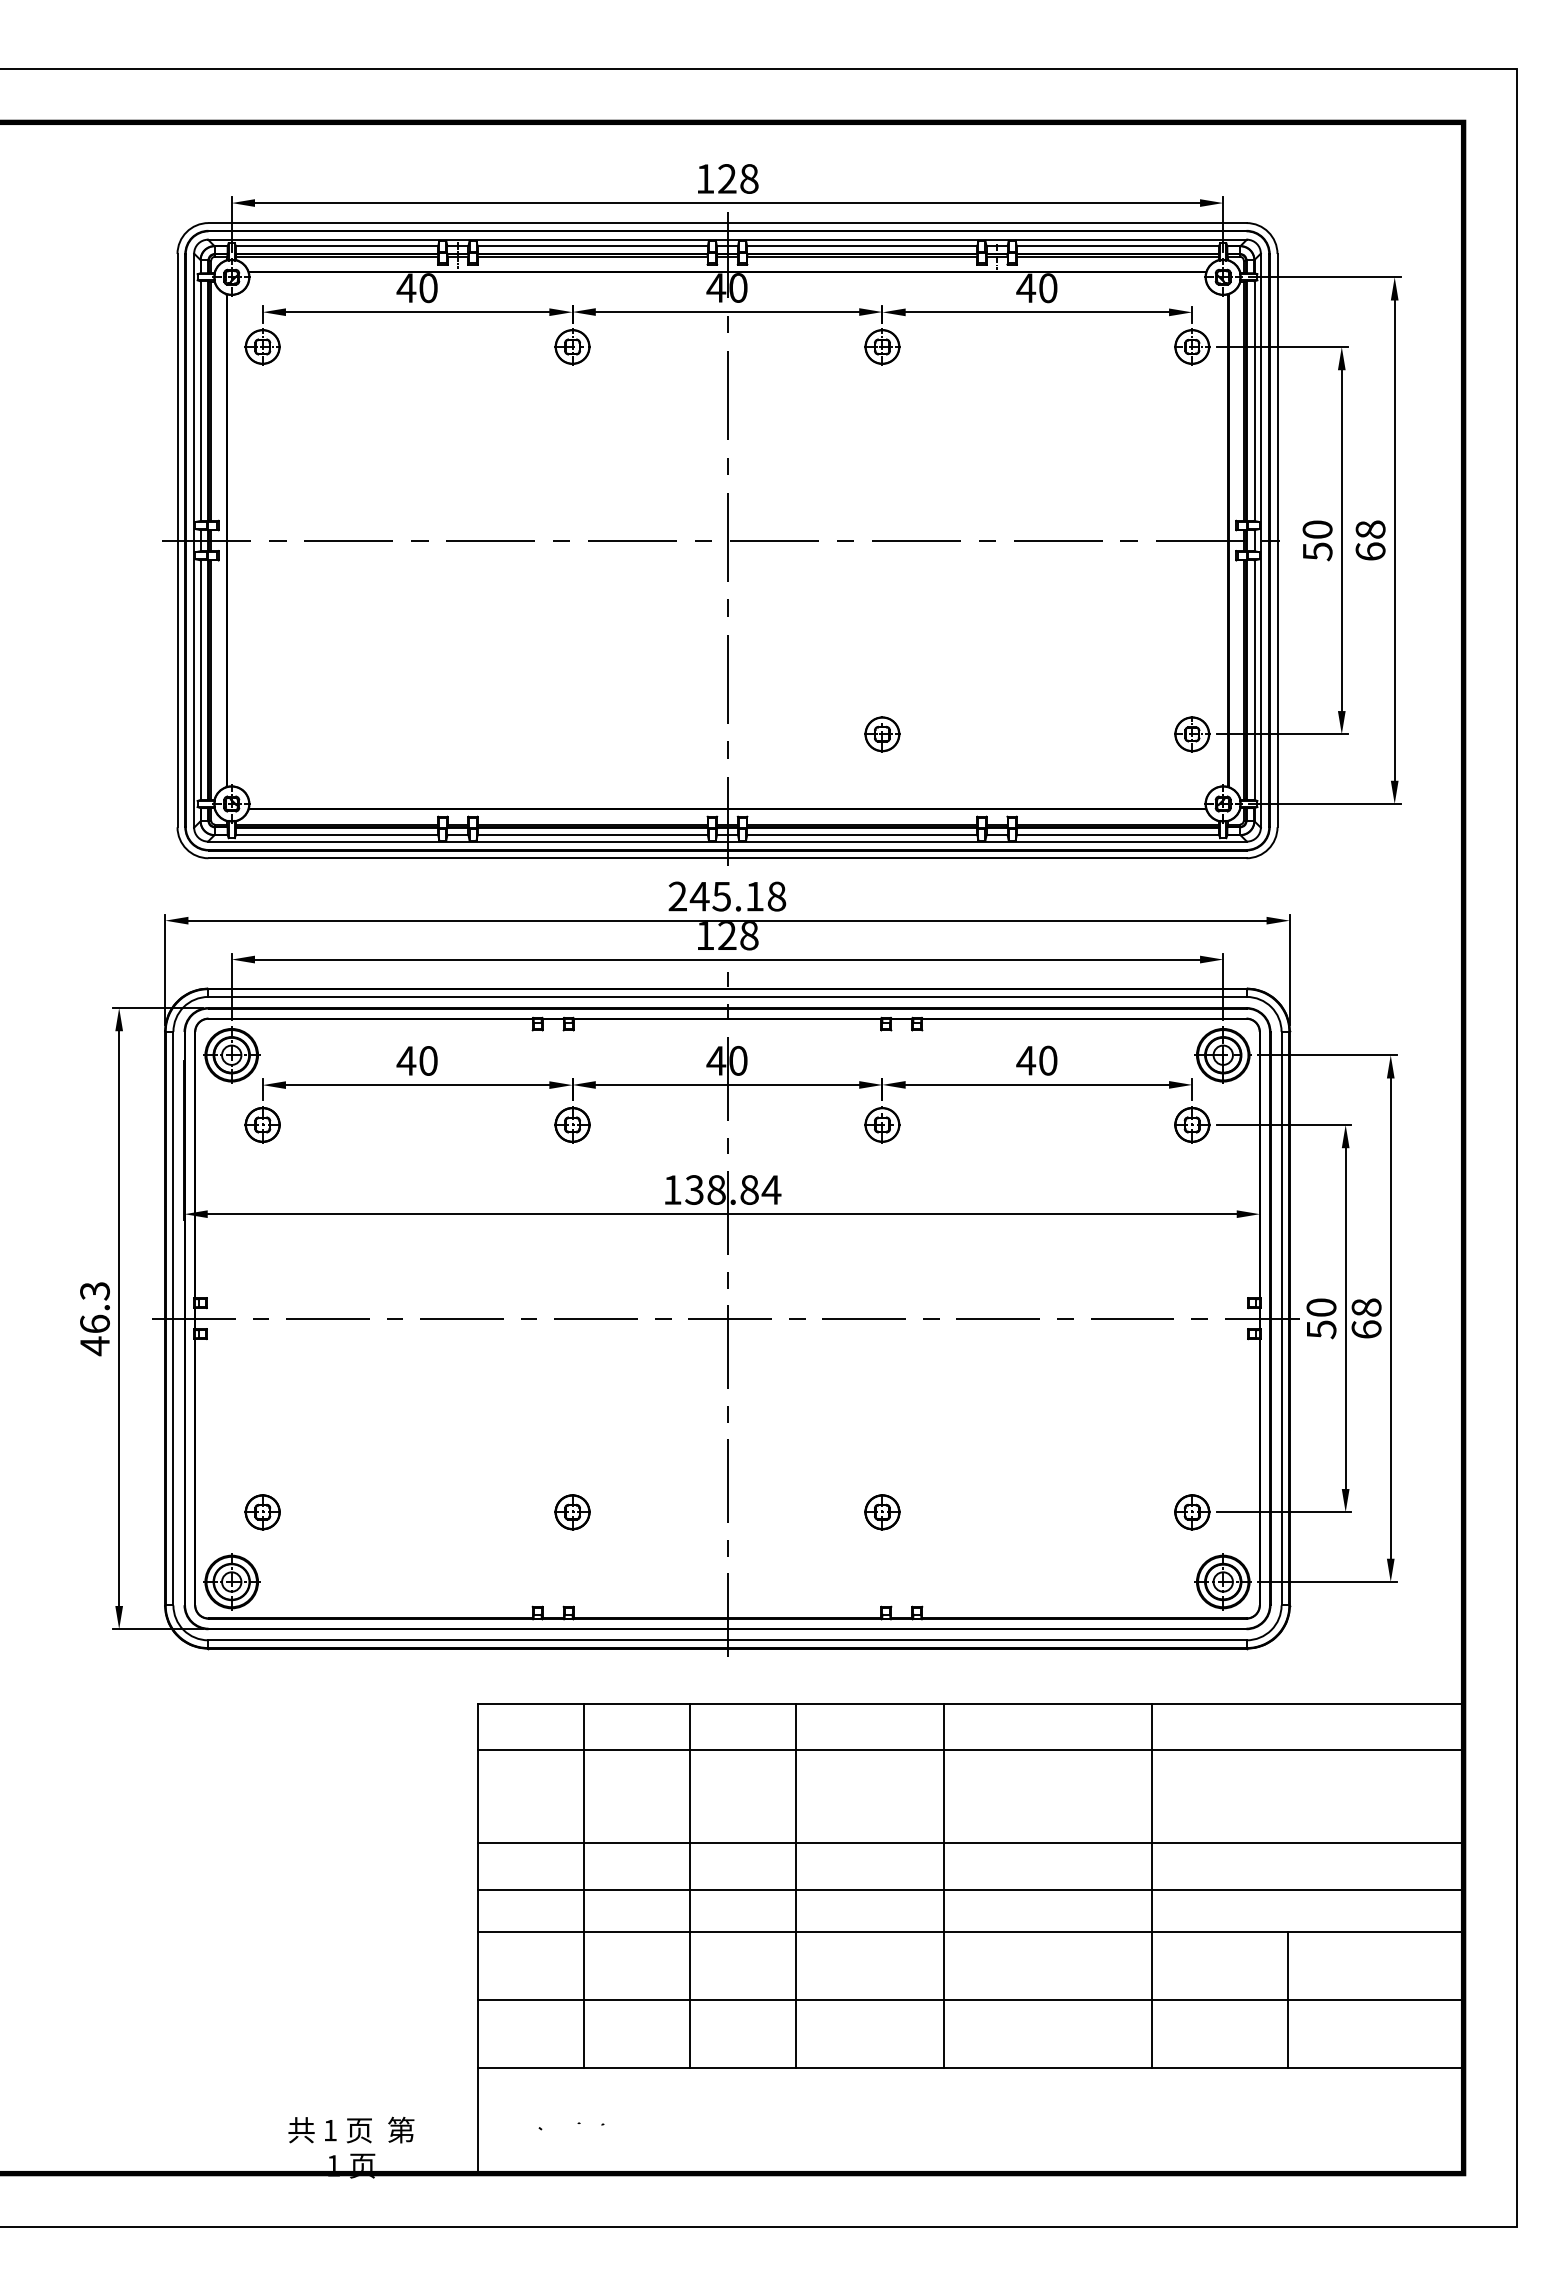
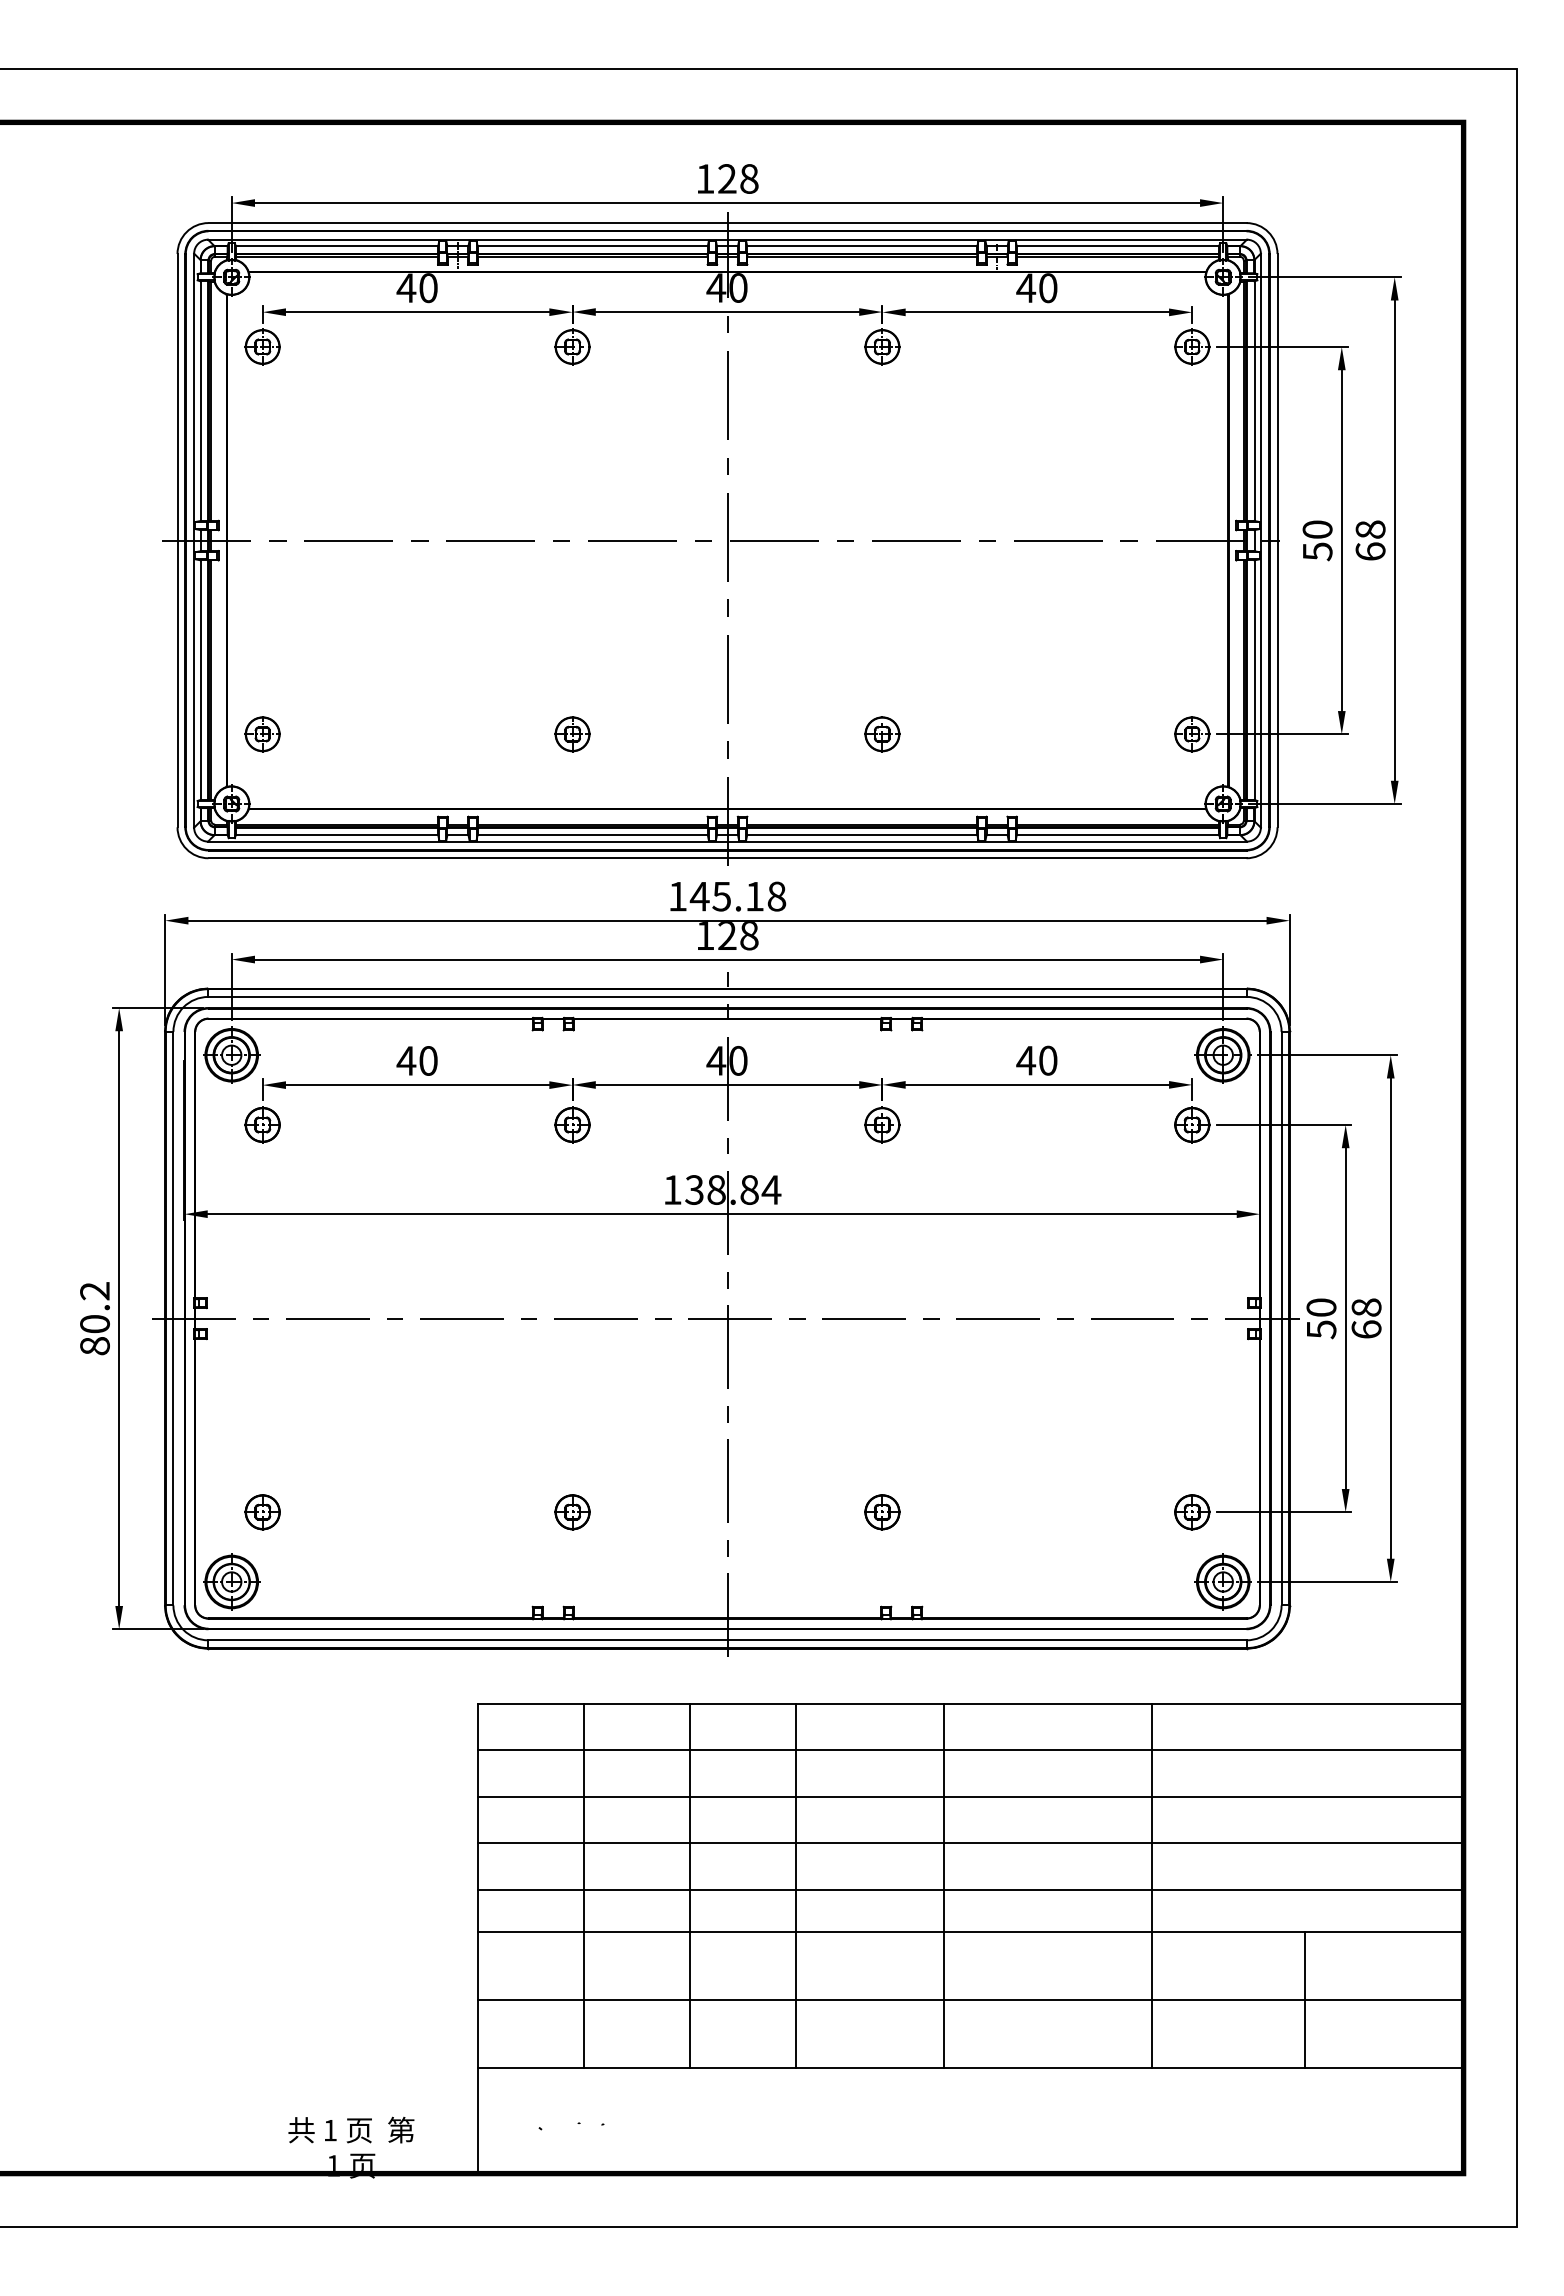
part: none -> present (262, 734)
part: none -> present (572, 734)
text: 245.18 -> 145.18 (677, 896)
text: 46.3 -> 80.2 (94, 1319)
line: none -> present (970, 1796)
line position: (1287, 1999) -> (1304, 1999) (1304, 1999)
